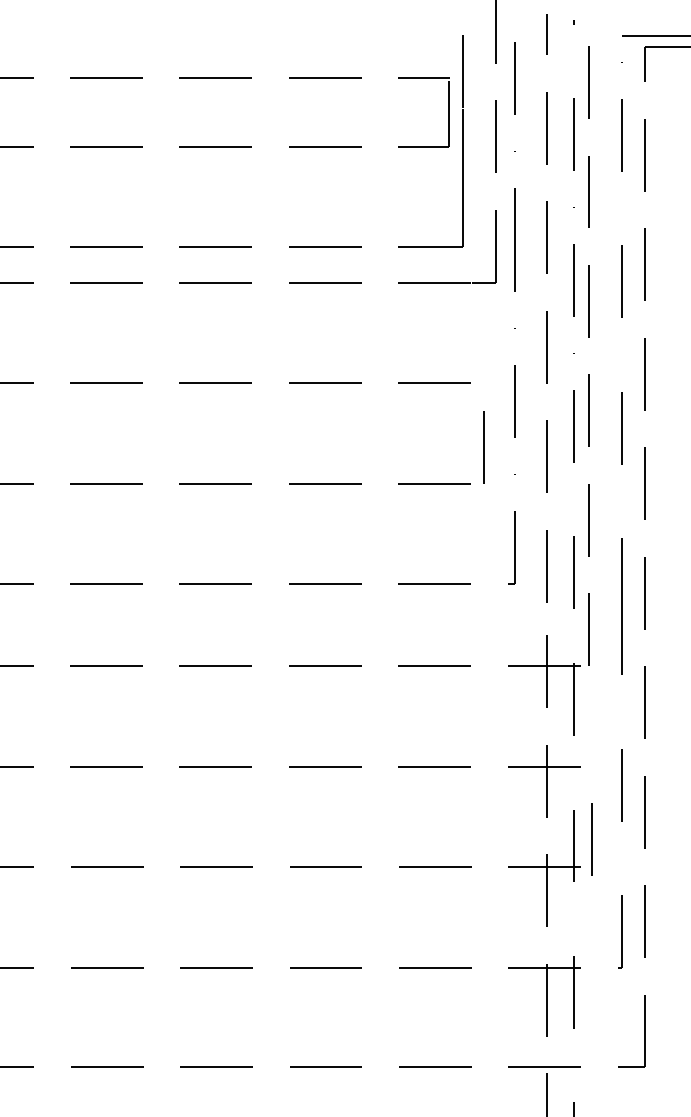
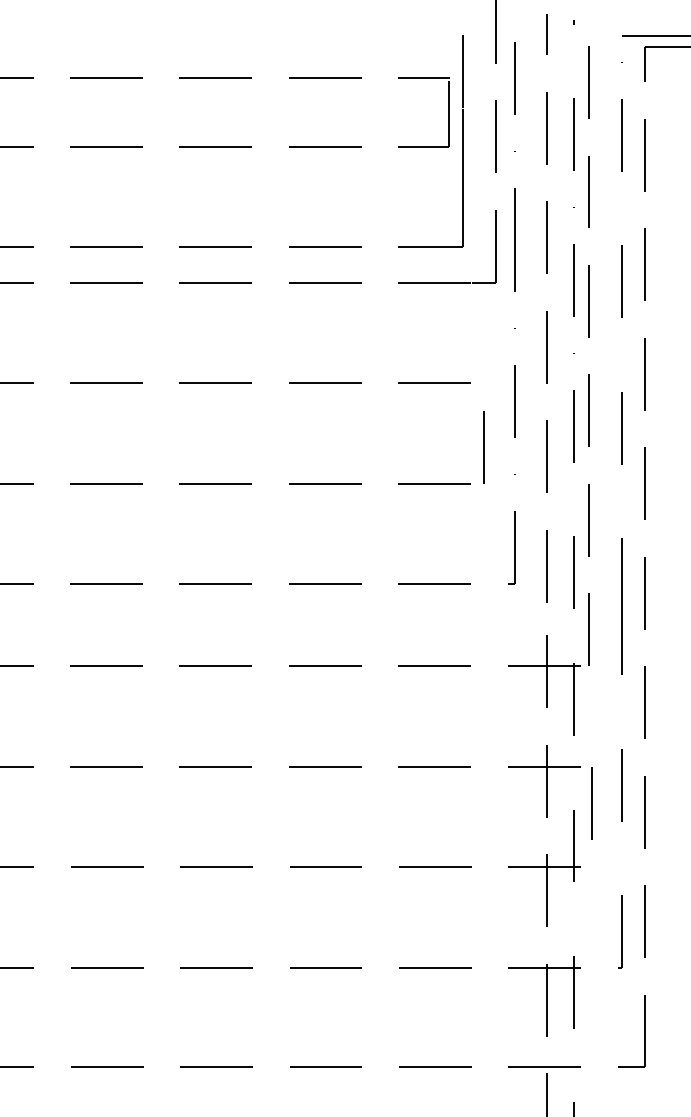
line position: (591, 839) -> (591, 803) (591, 803)
